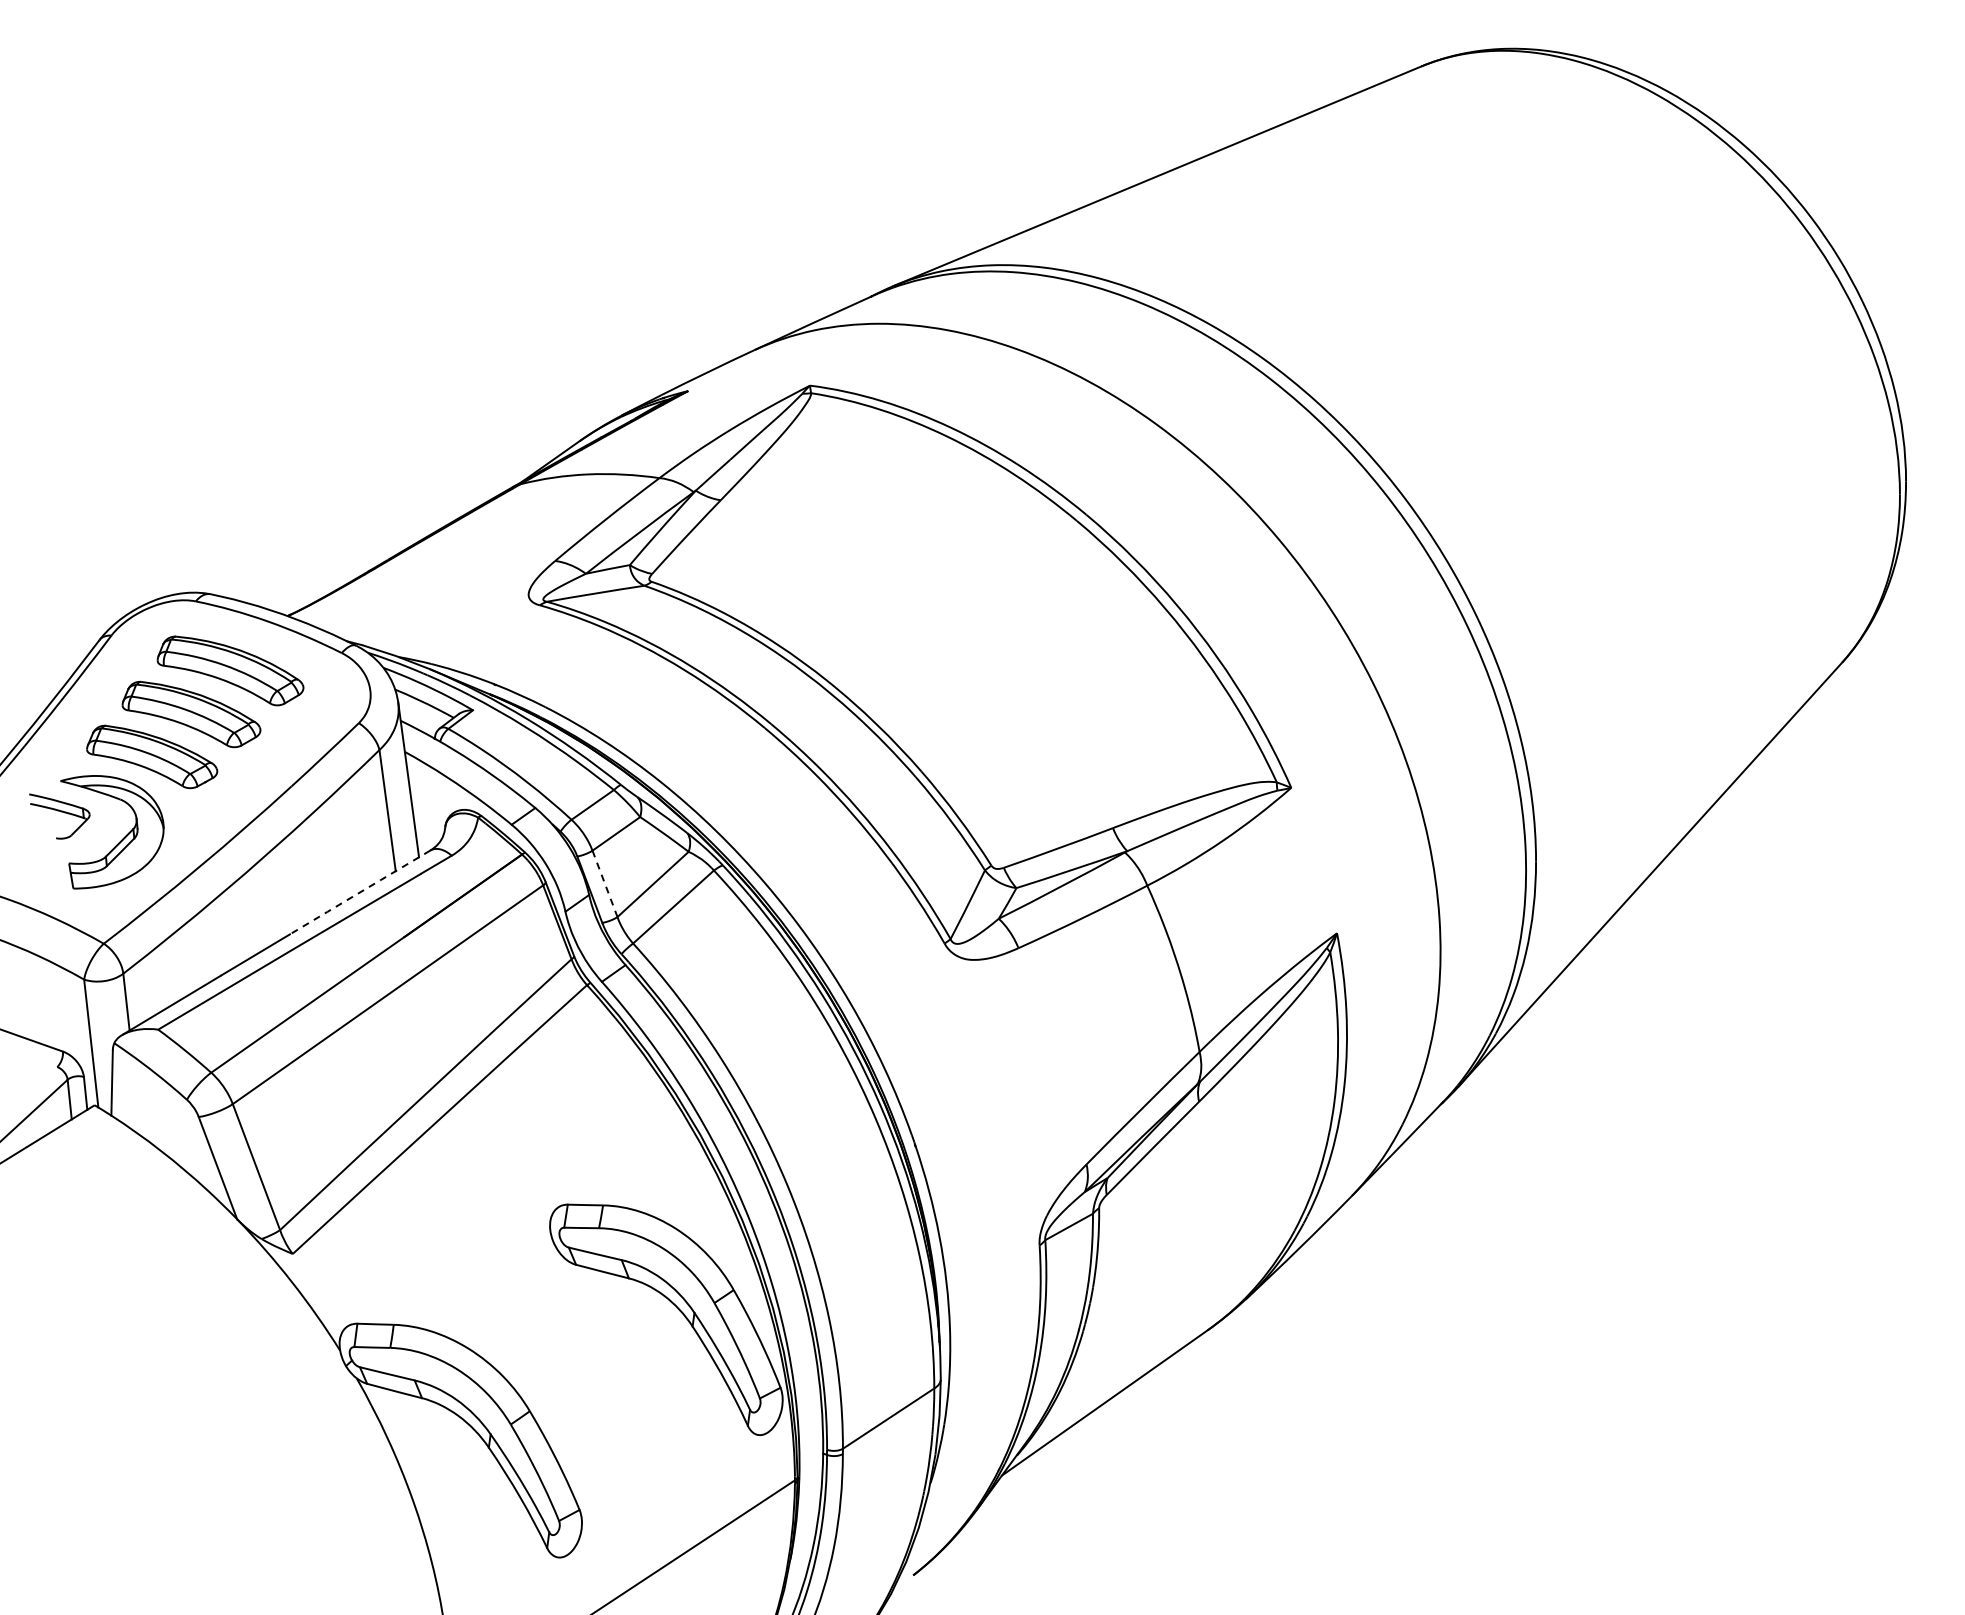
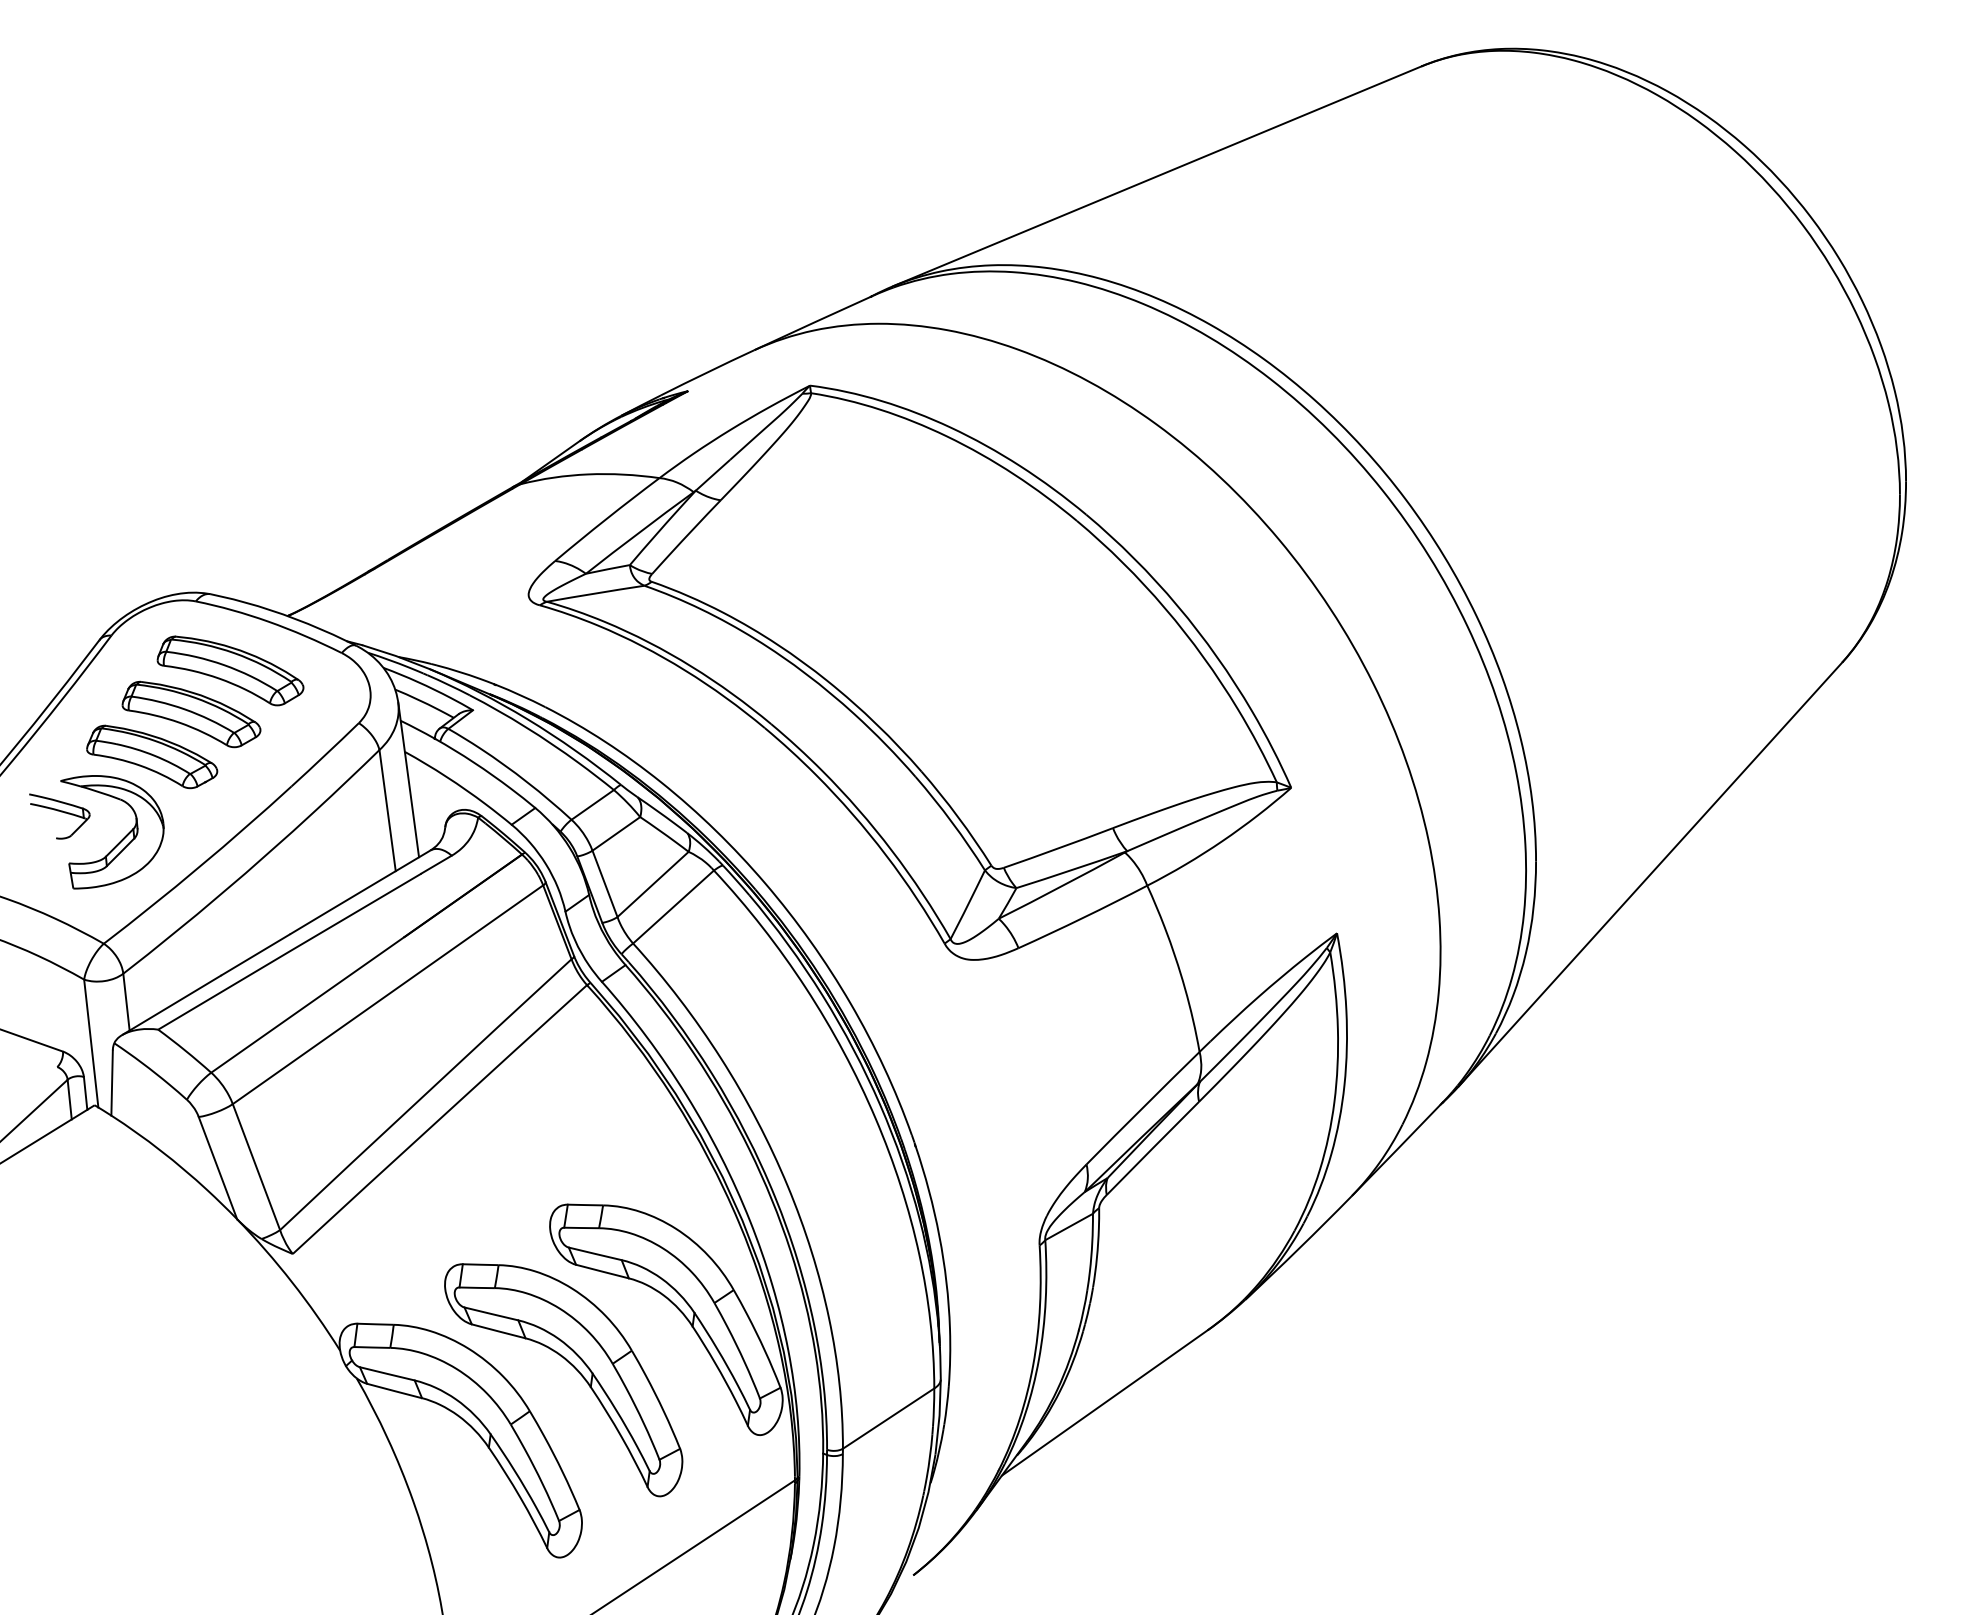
line: dashed -> solid (605, 884)
line: dashed -> solid (359, 892)
part: none -> present (574, 1368)
